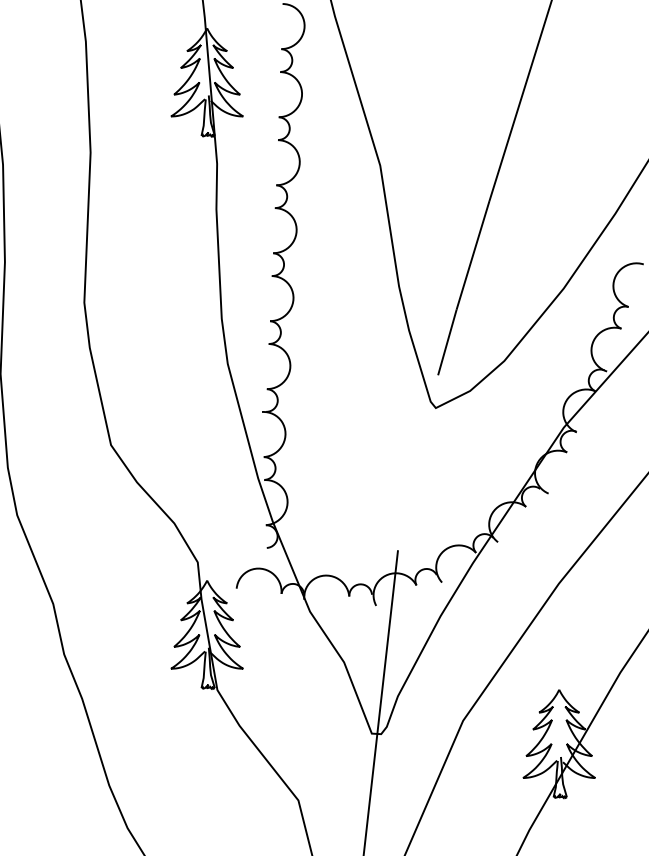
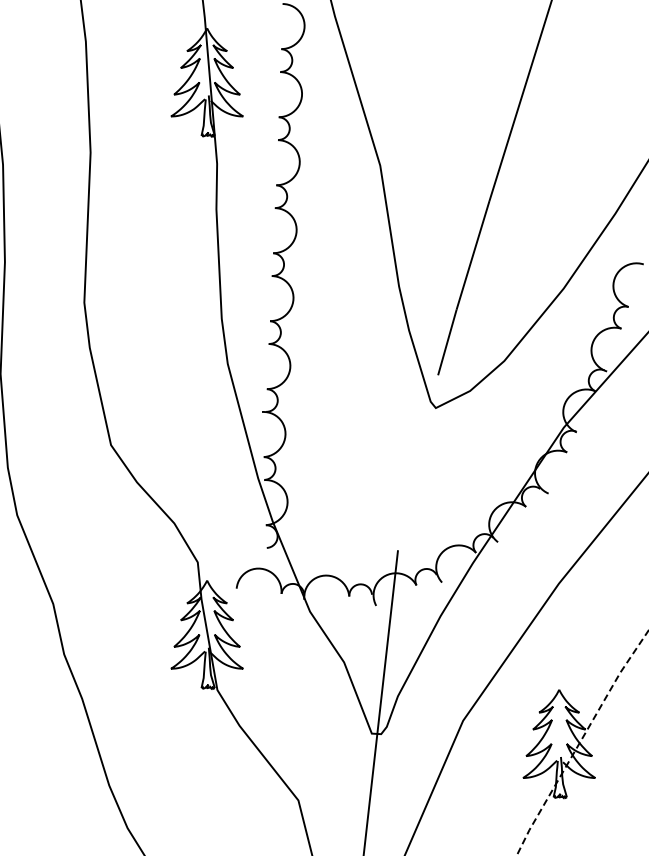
line: solid -> dashed (580, 741)
